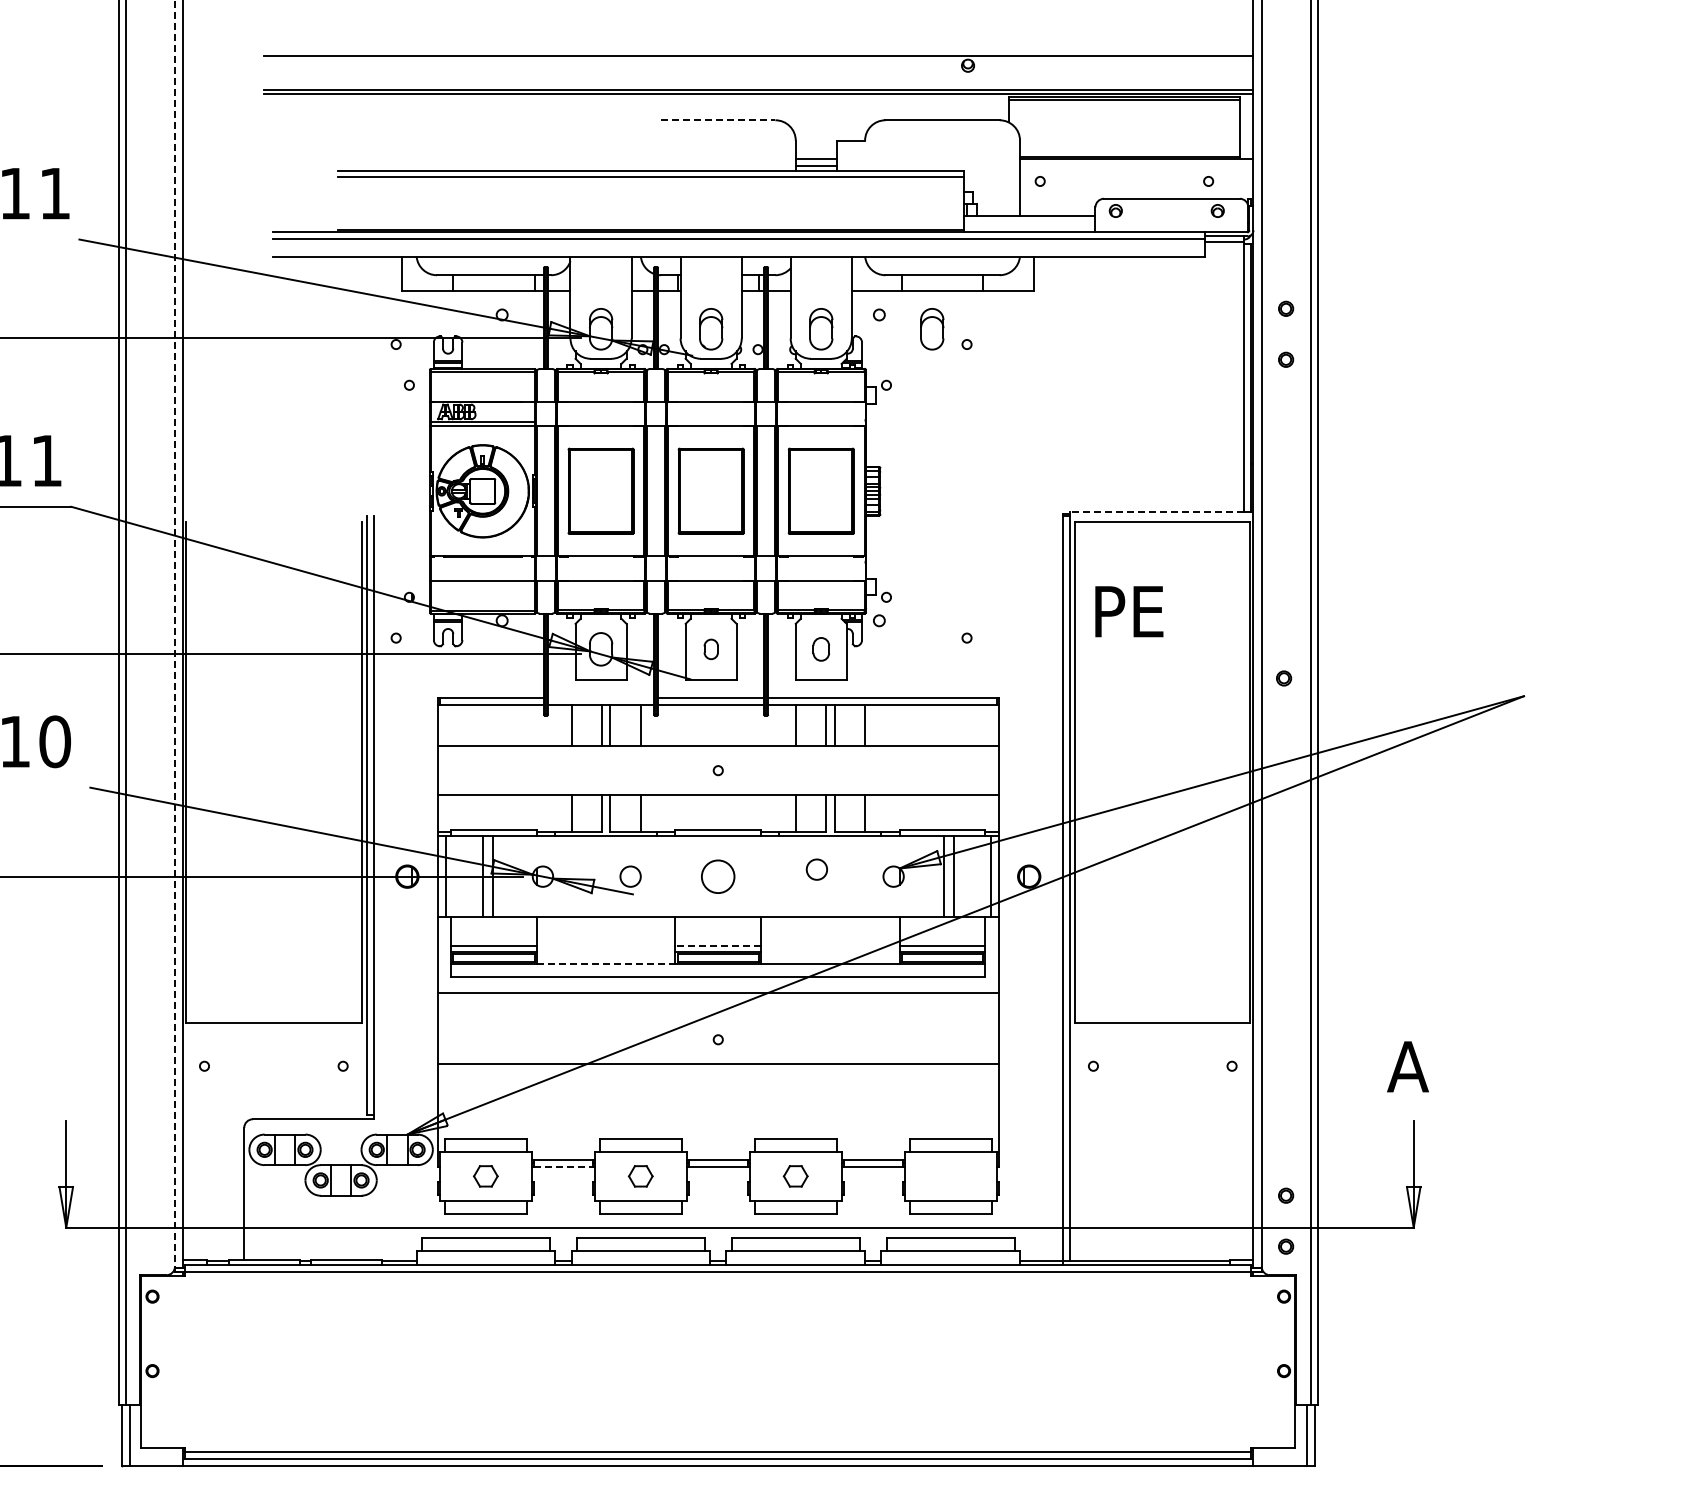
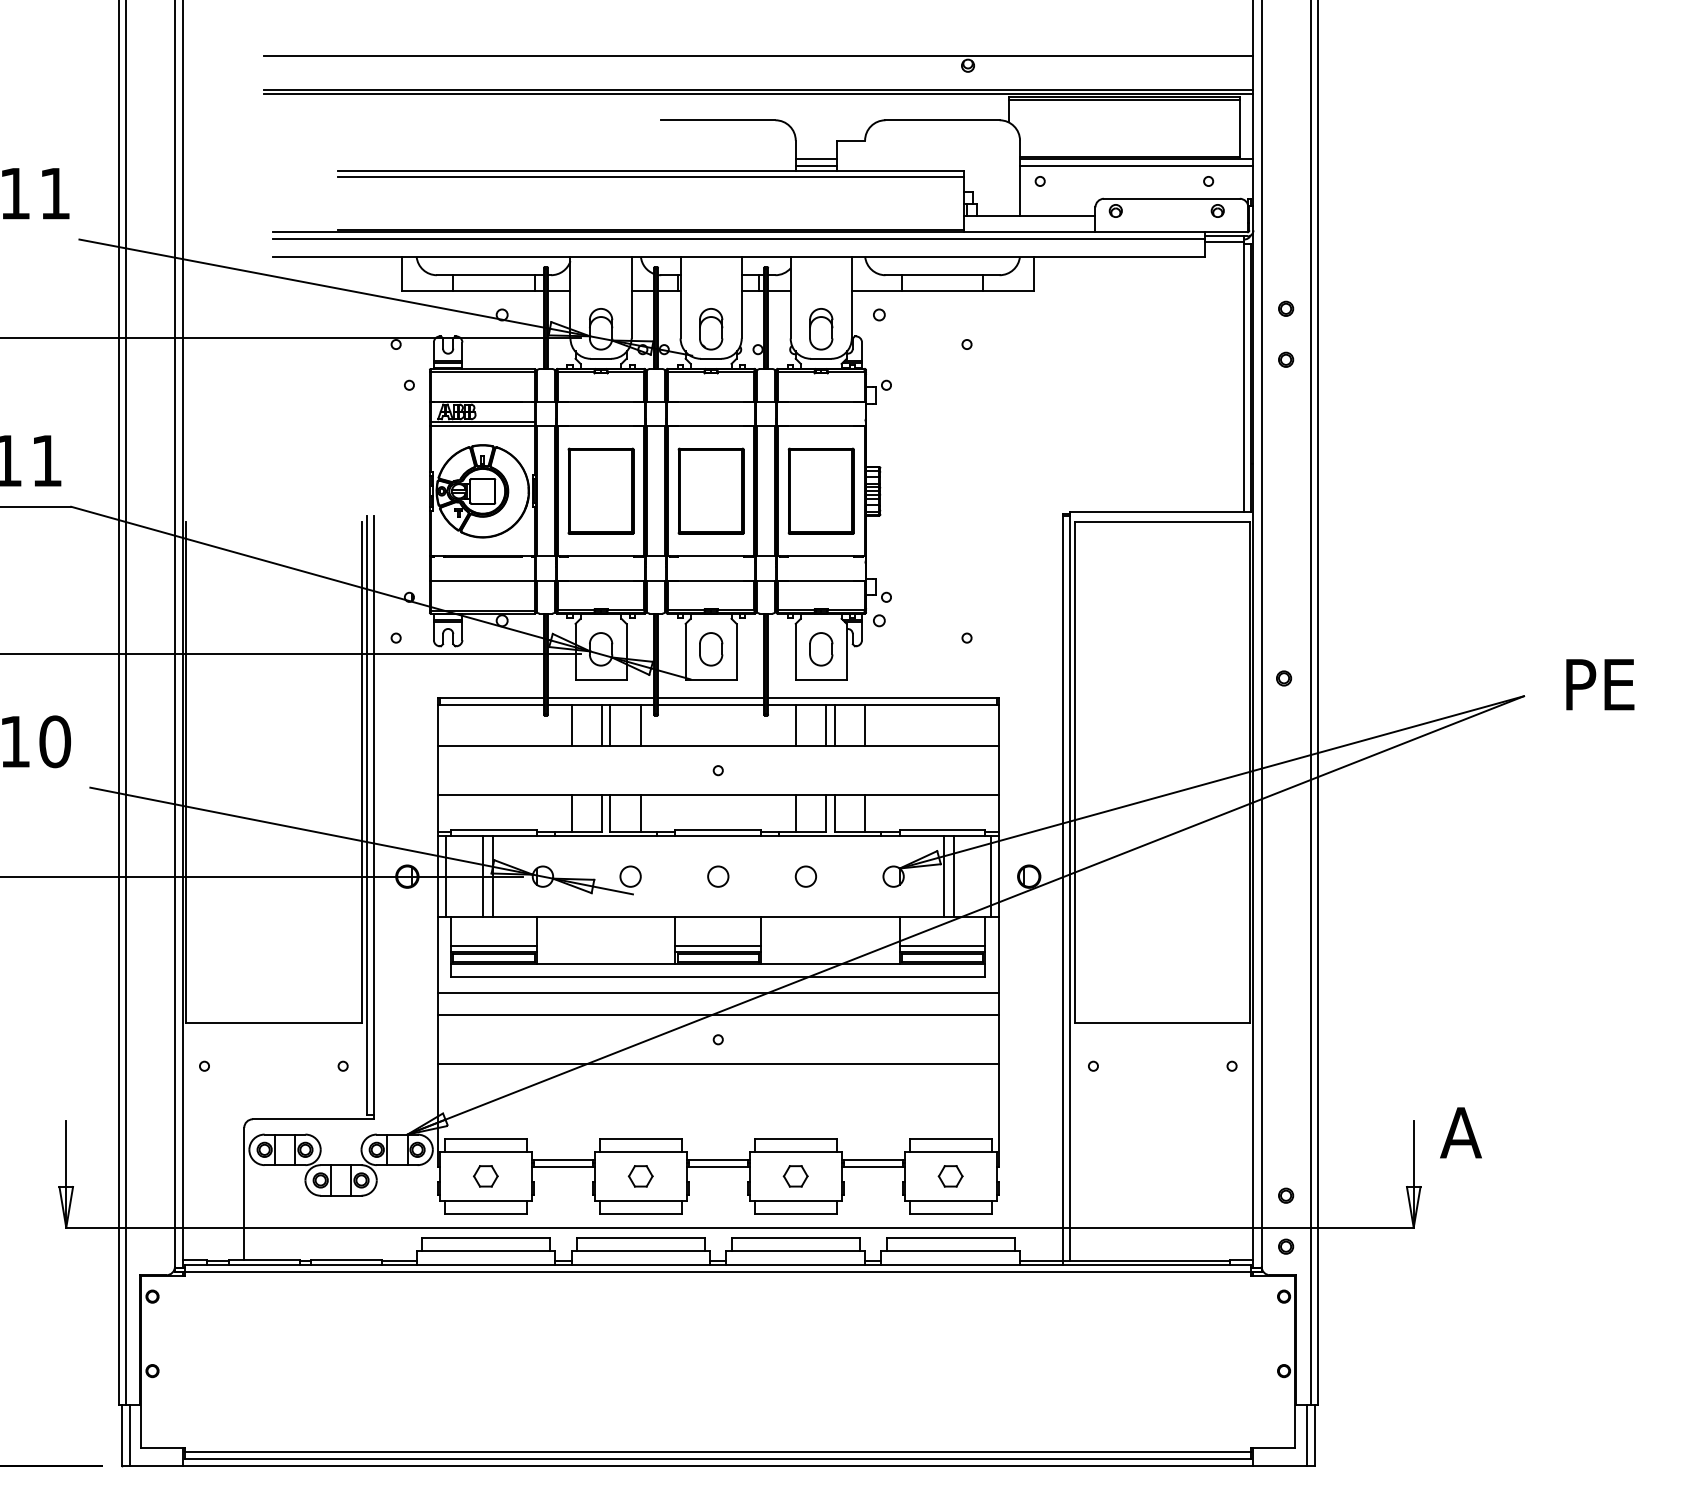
line: dashed -> solid (718, 120)
line: none -> present (1136, 166)
part: present -> none (932, 329)
line: dashed -> solid (1156, 511)
text position: (1129, 611) -> (1600, 684) (1600, 684)
line: dashed -> solid (174, 633)
part size: 16x23 px -> 25x35 px (711, 649)
part size: 18x25 px -> 25x35 px (821, 649)
line: none -> present (601, 698)
circle position: (816, 869) -> (805, 876) (805, 876)
circle size: 35x35 px -> 23x23 px (718, 876)
line: dashed -> solid (718, 945)
line: dashed -> solid (606, 964)
line: none -> present (717, 1015)
text position: (1407, 1066) -> (1460, 1132) (1460, 1132)
line: dashed -> solid (563, 1167)
part: none -> present (950, 1176)
